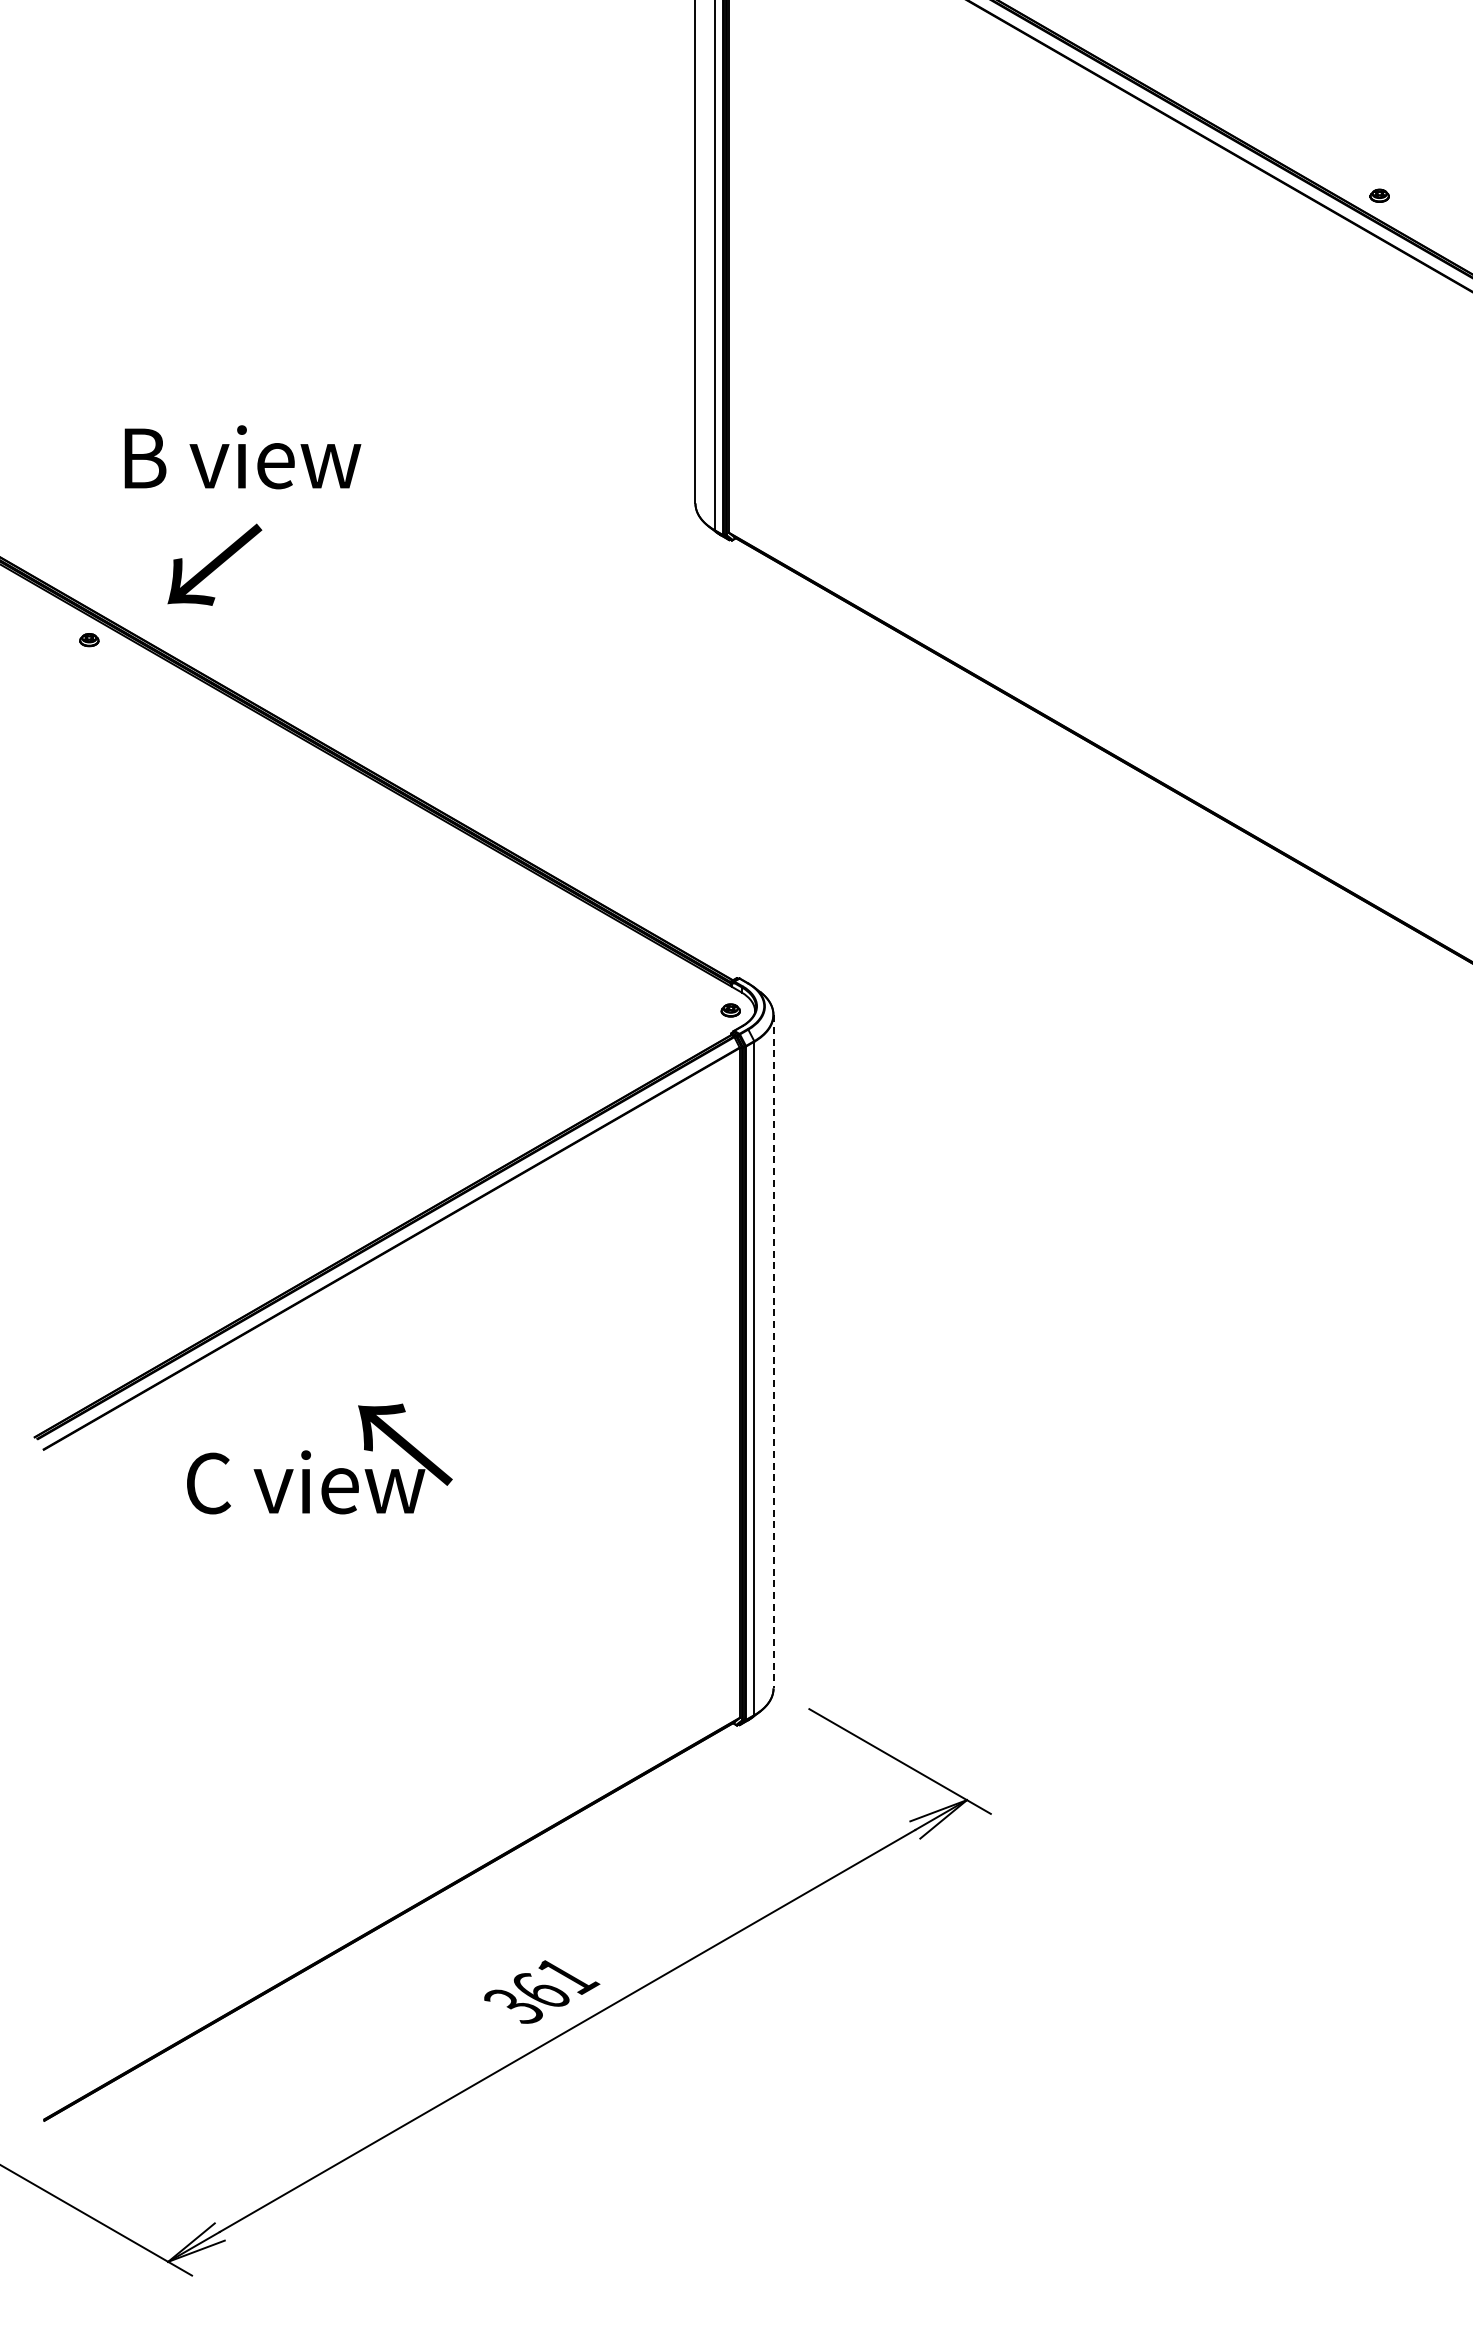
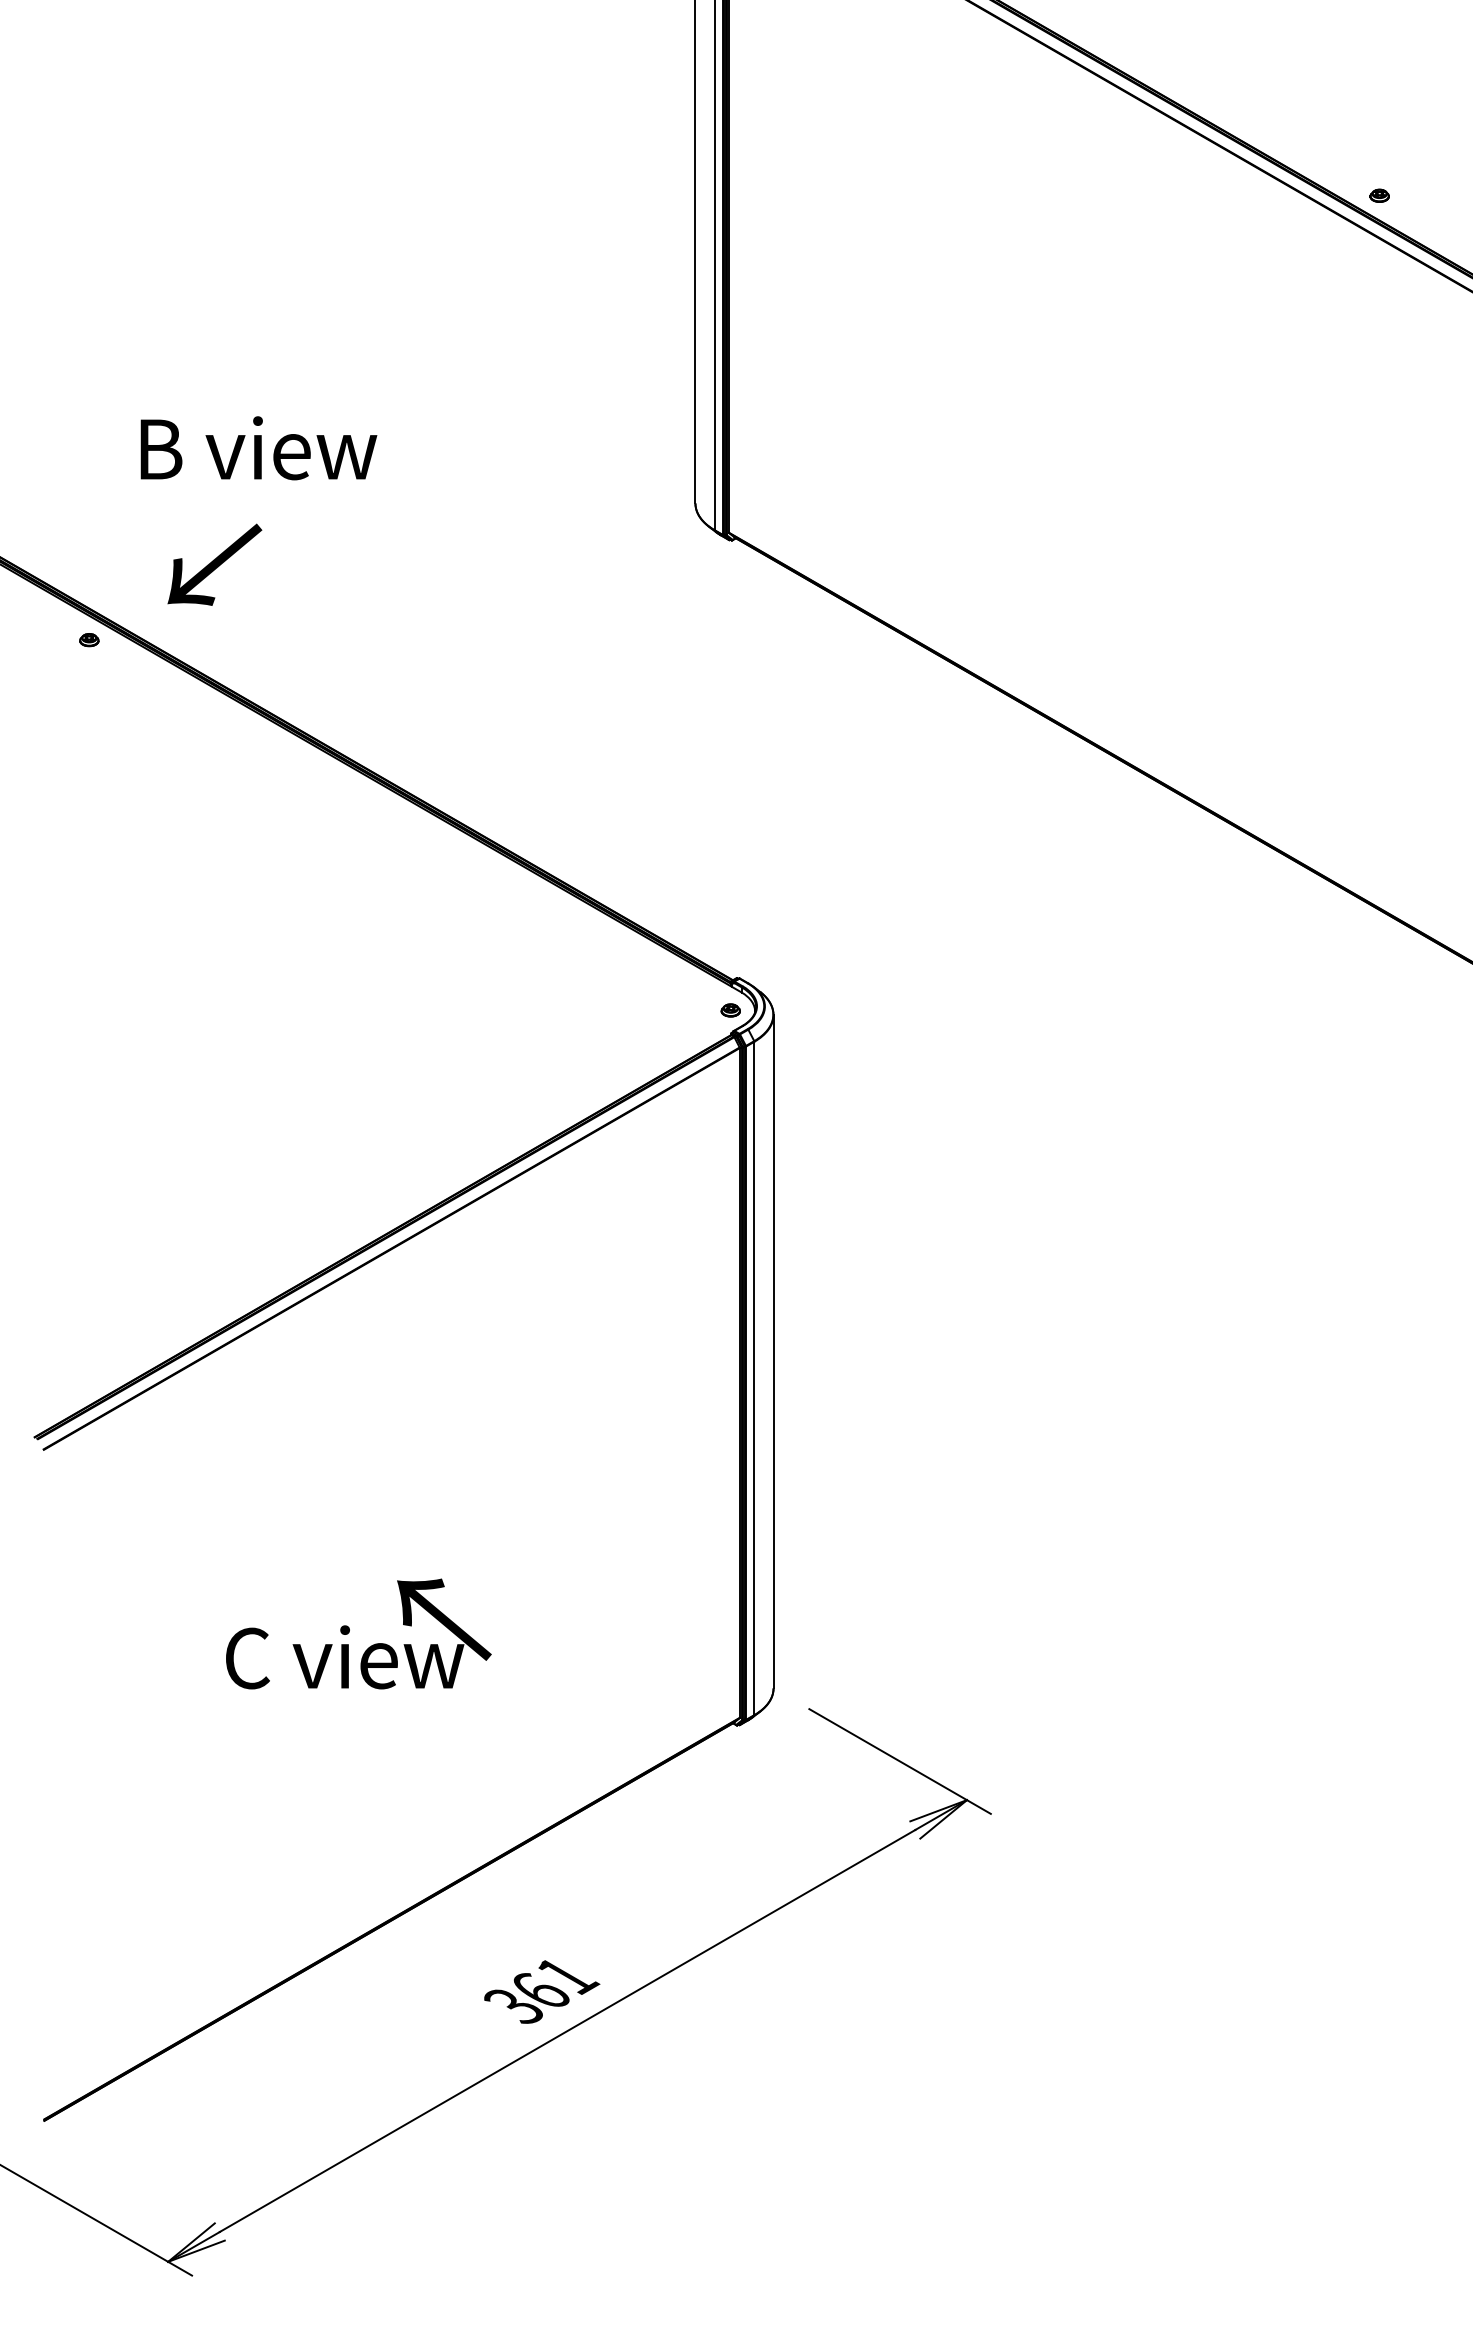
text position: (242, 457) -> (258, 448) (258, 448)
line: dashed -> solid (773, 1351)
text position: (319, 1458) -> (358, 1633) (358, 1633)
